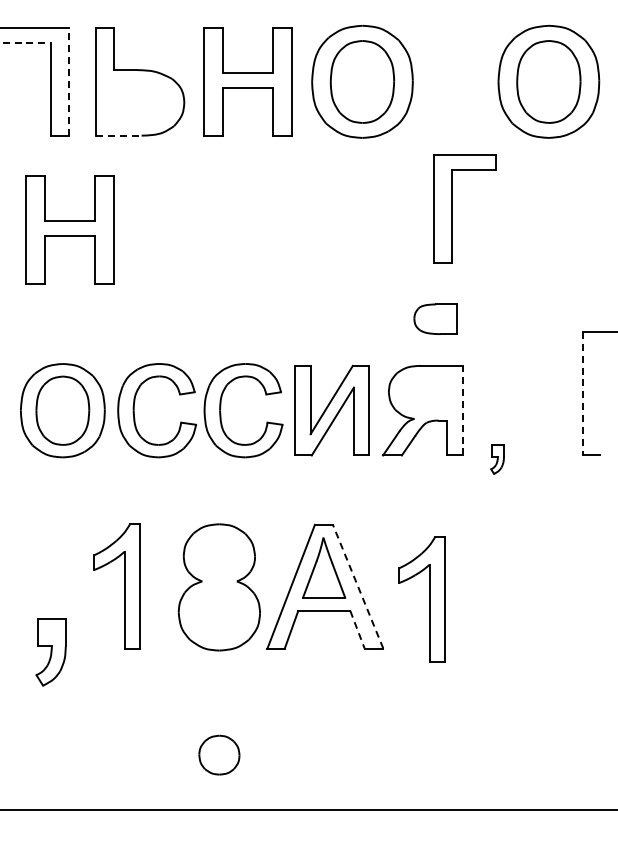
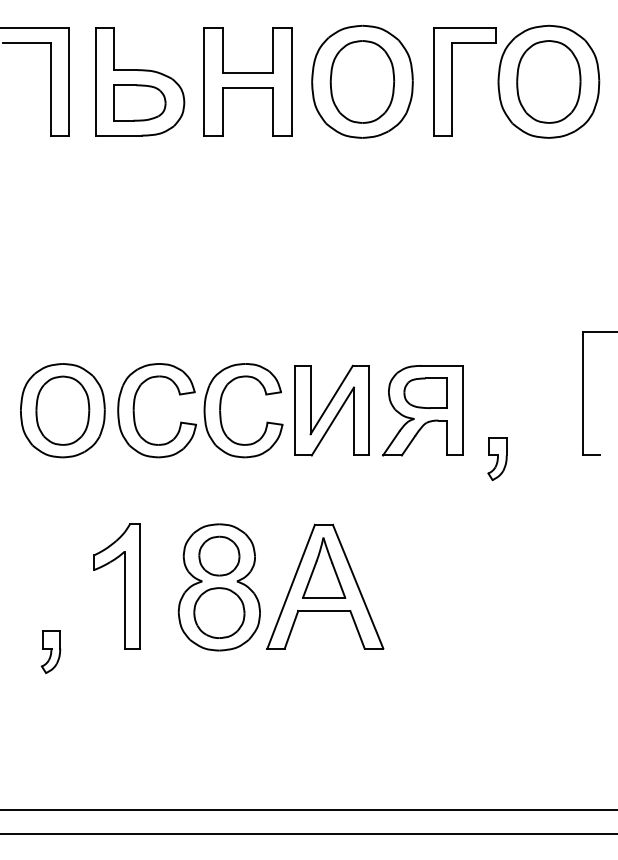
line: dashed -> solid (27, 43)
line: dashed -> solid (69, 81)
part: none -> present (139, 102)
line: dashed -> solid (118, 135)
part position: (452, 208) -> (452, 81) (452, 81)
part: present -> none (69, 229)
part position: (435, 318) -> (425, 392) (425, 392)
line: dashed -> solid (583, 393)
line: dashed -> solid (462, 410)
part size: 15x31 px -> 21x45 px (497, 459)
line: dashed -> solid (358, 586)
part: present -> none (429, 599)
part: none -> present (219, 612)
line: dashed -> solid (357, 630)
part size: 32x69 px -> 22x44 px (50, 651)
part position: (219, 754) -> (219, 555) (219, 555)
line: none -> present (308, 834)
